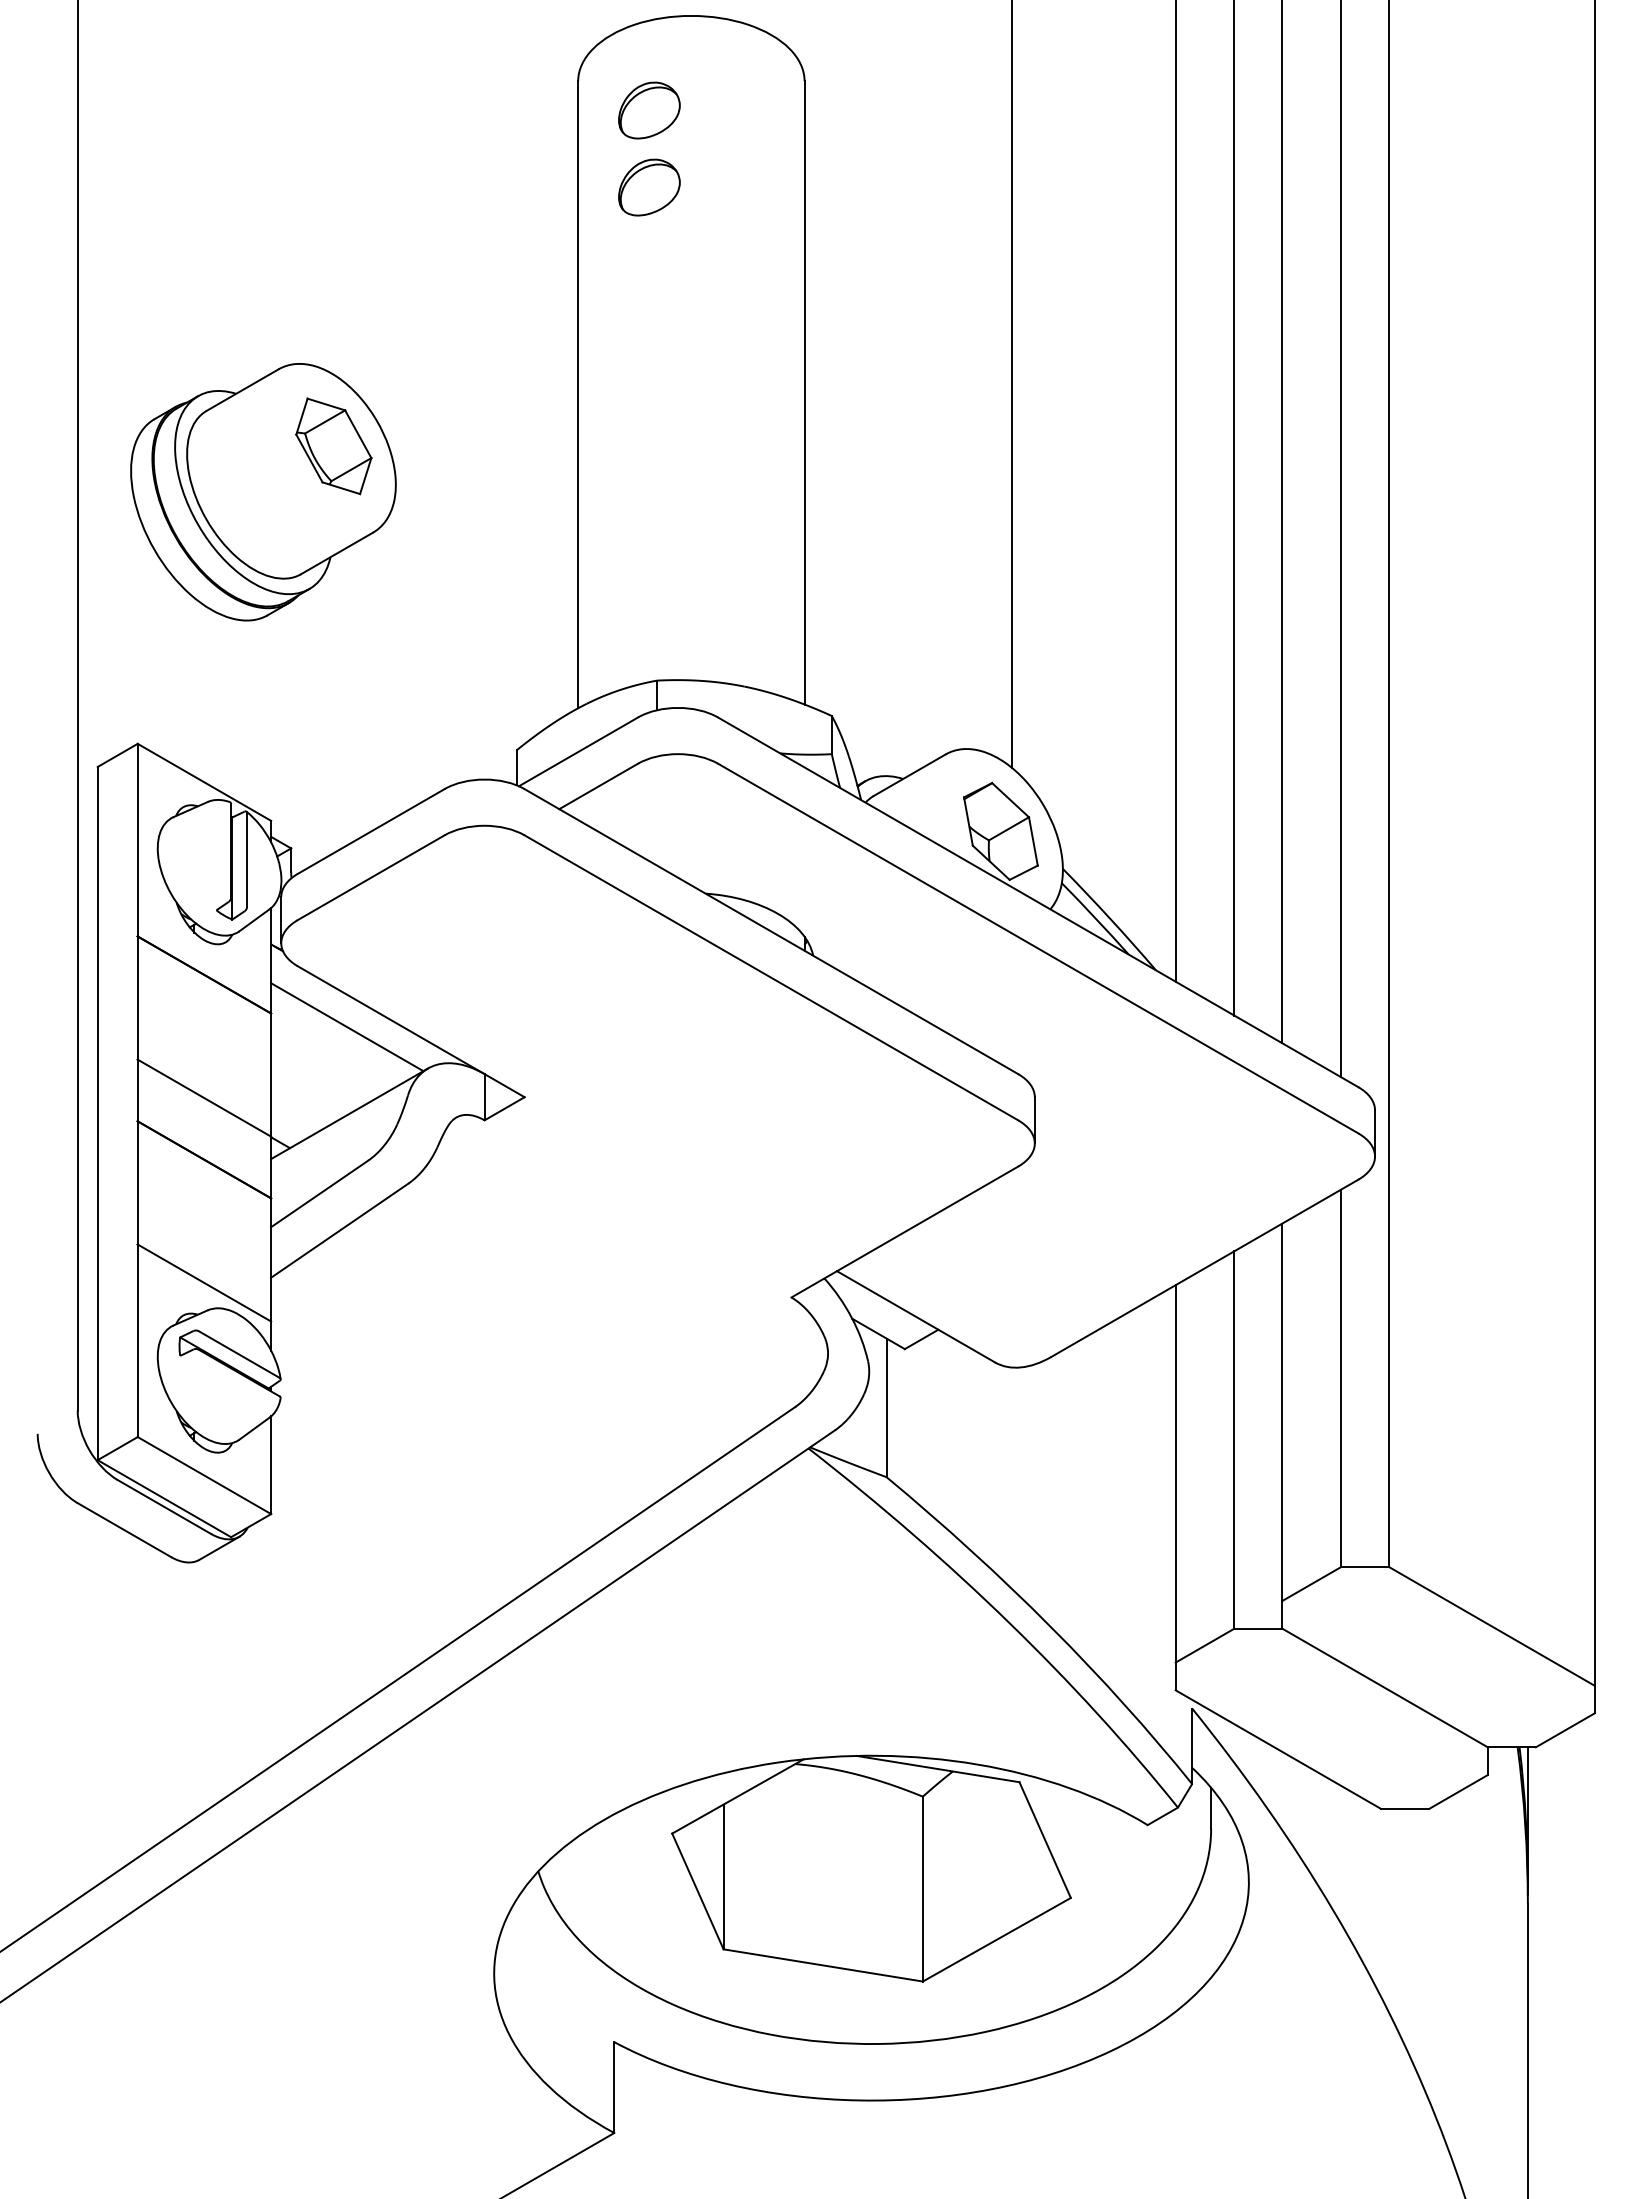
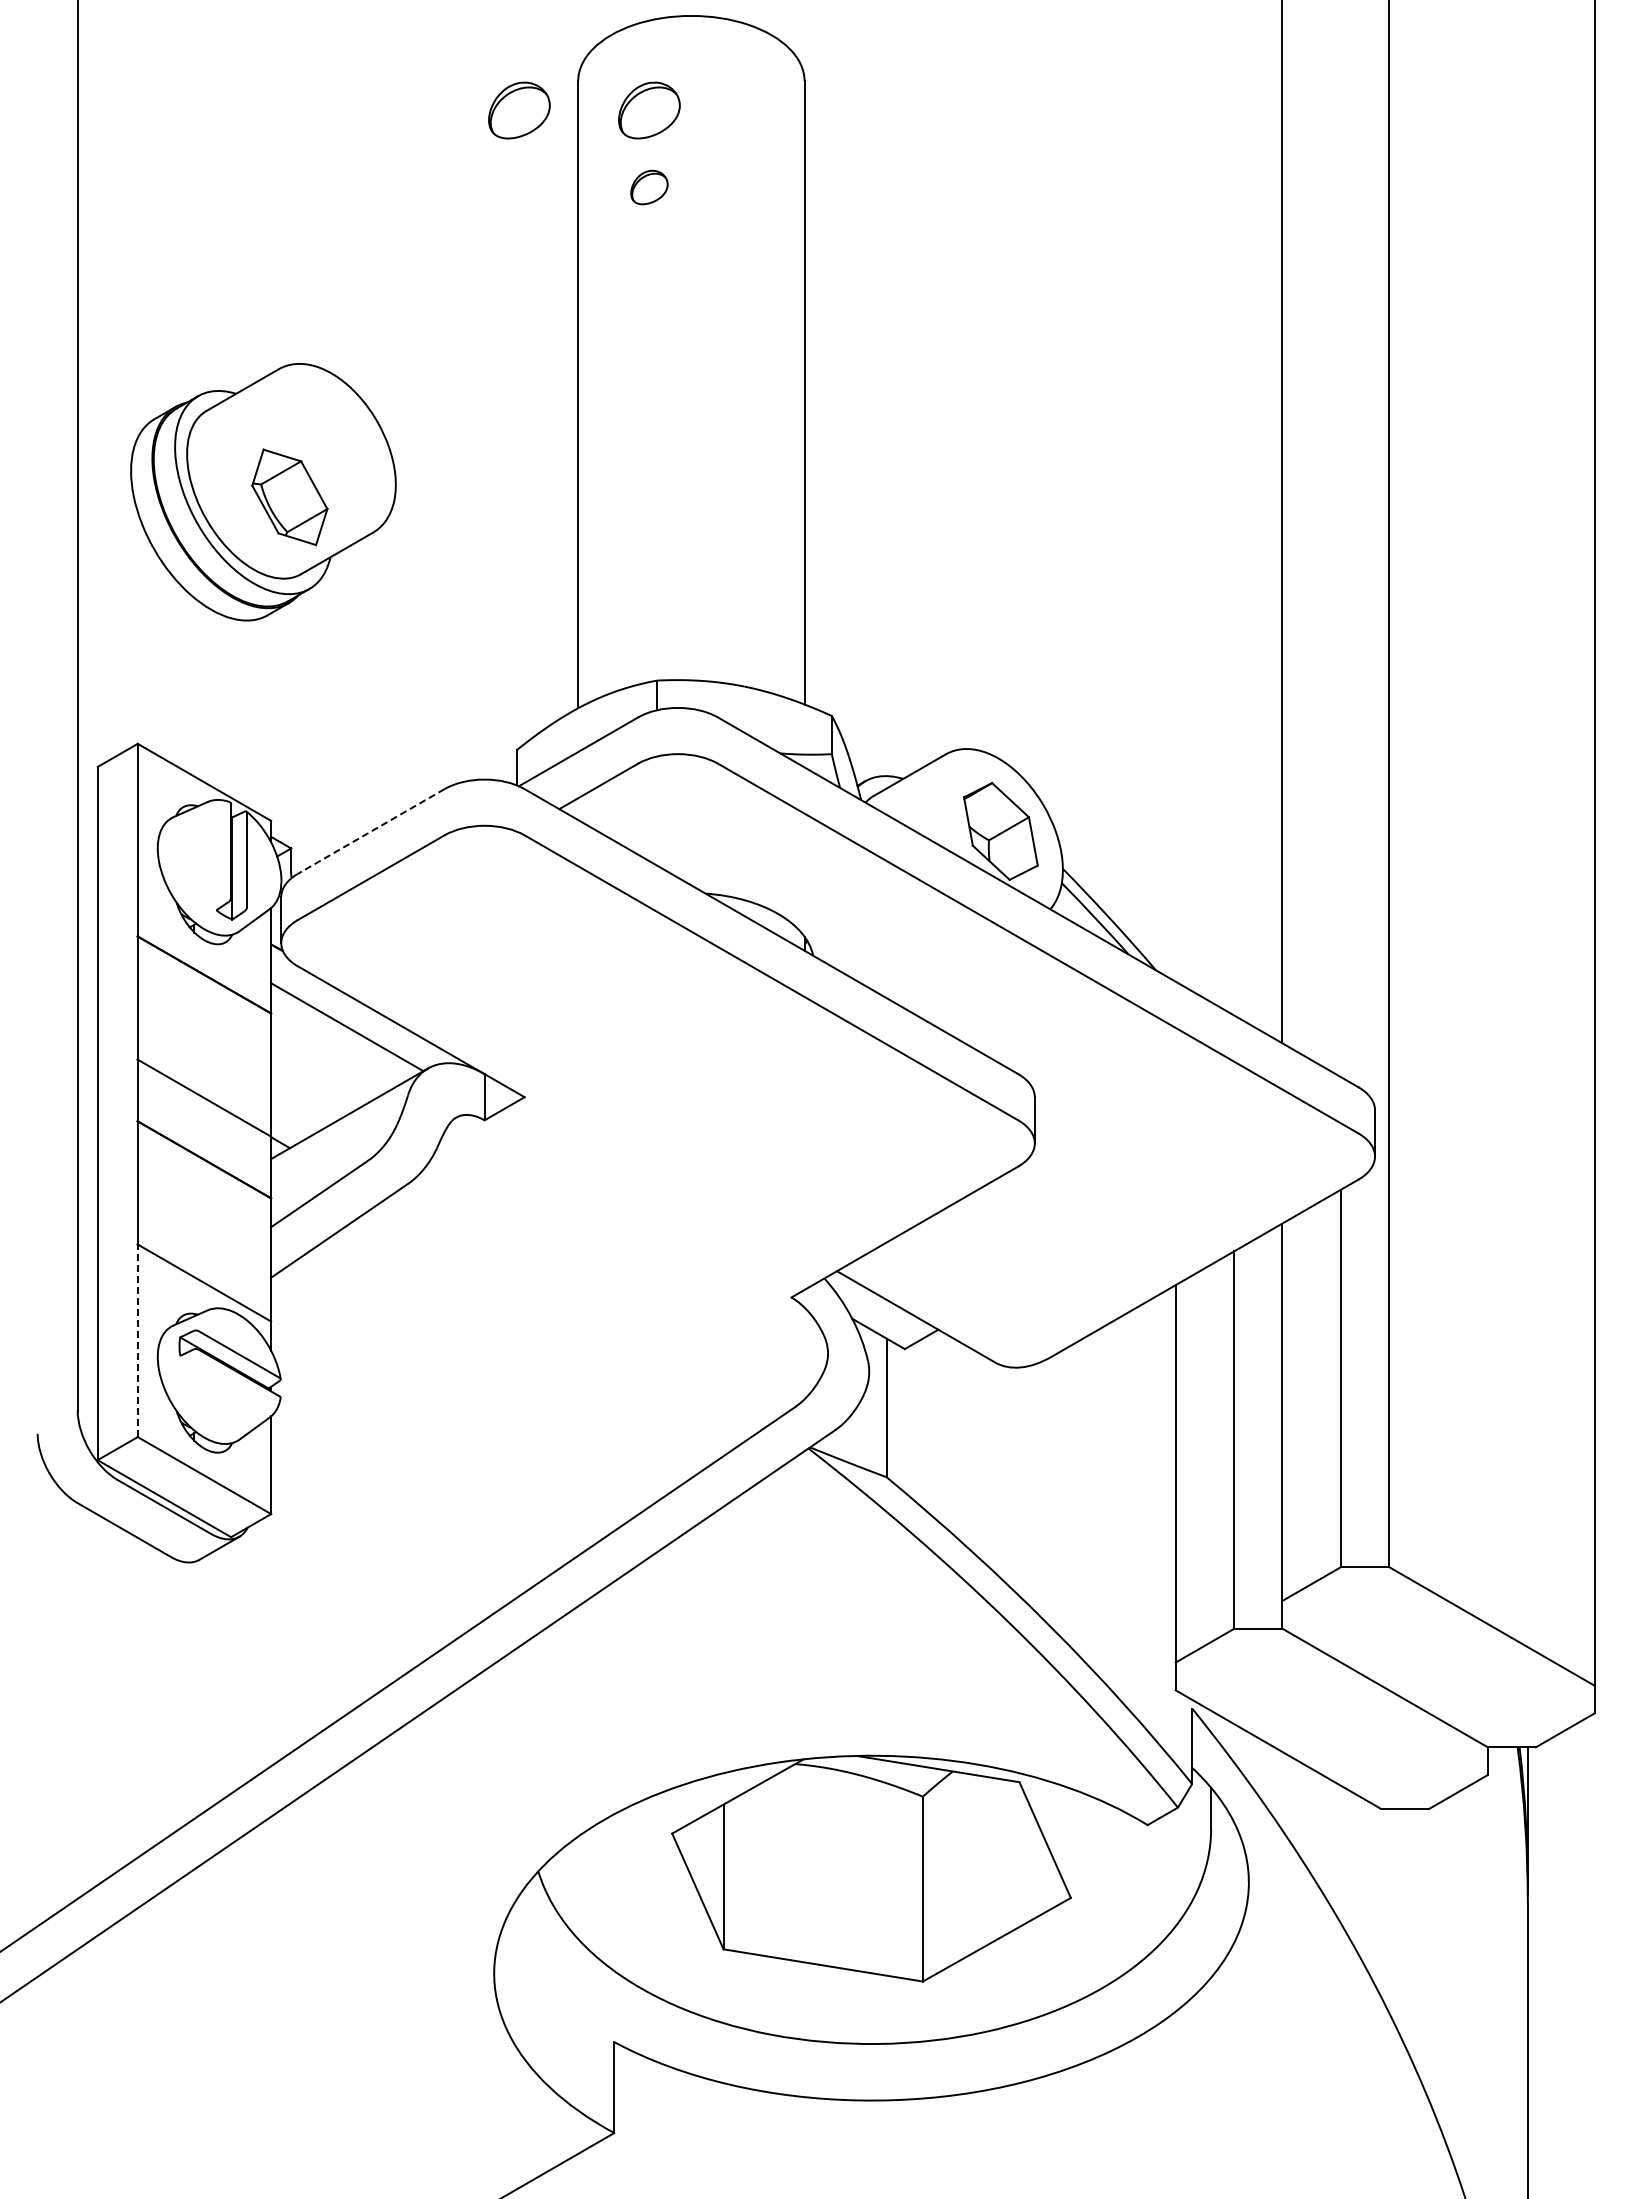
part: none -> present (519, 110)
part size: 63x59 px -> 39x37 px (649, 187)
line: present -> none (1011, 384)
part position: (333, 446) -> (289, 497) (289, 497)
line: present -> none (1175, 491)
line: present -> none (1234, 508)
line: present -> none (1341, 539)
line: solid -> dashed (371, 831)
line: solid -> dashed (137, 1340)
